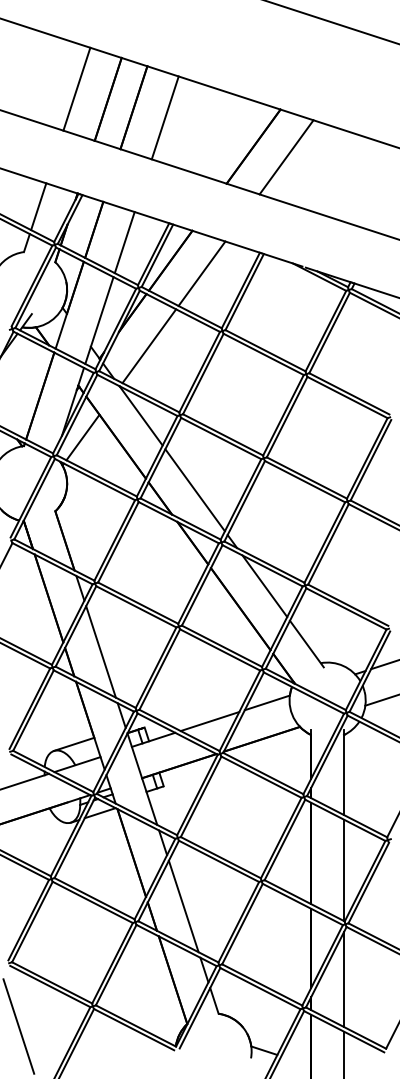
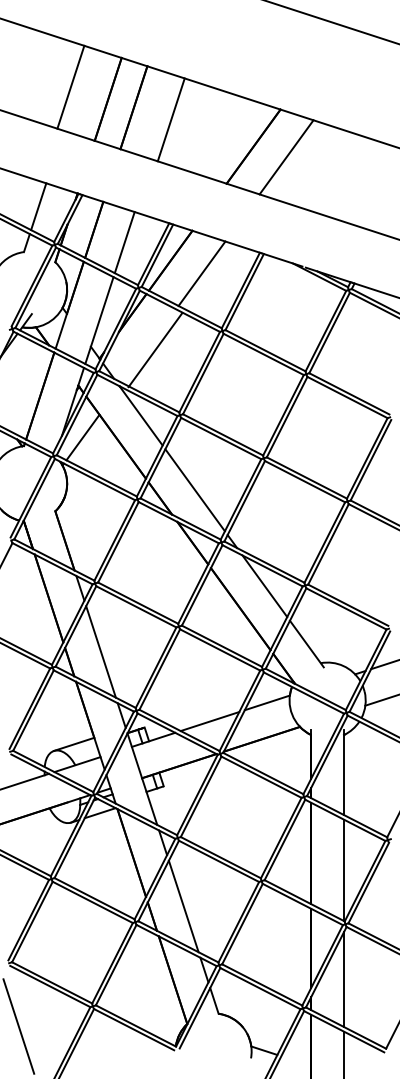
line position: (76, 88) -> (70, 86) (70, 86)
line position: (164, 117) -> (170, 119) (170, 119)
line position: (149, 346) -> (155, 350) (155, 350)
